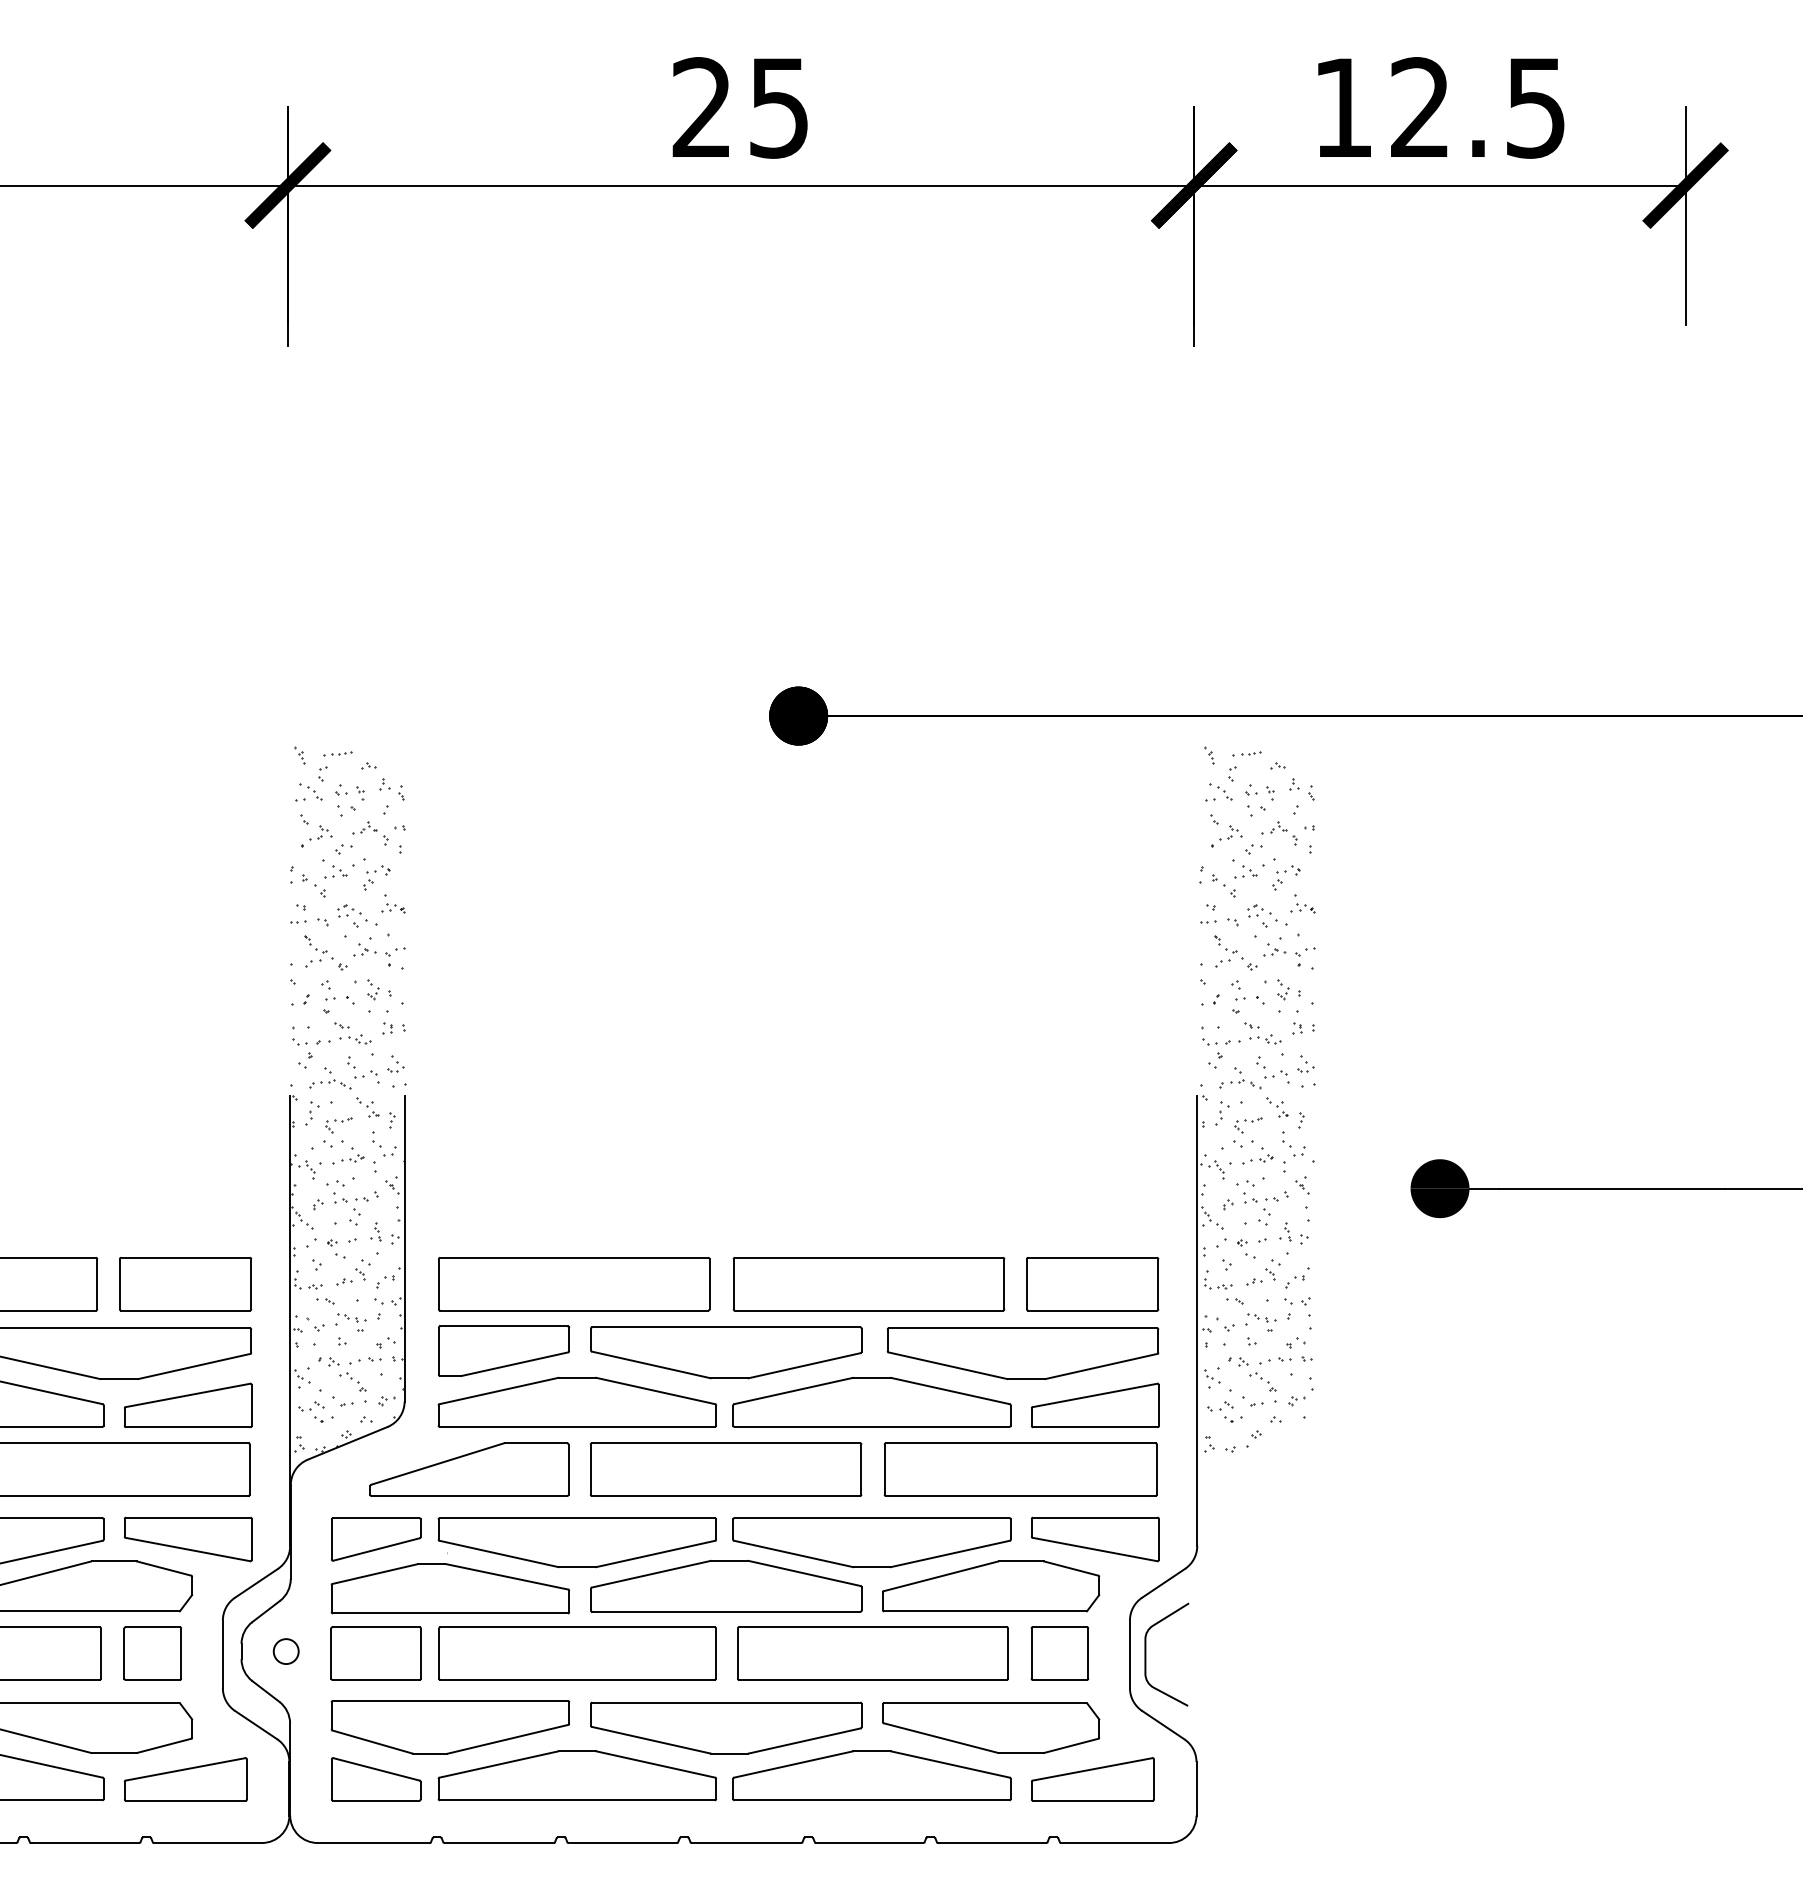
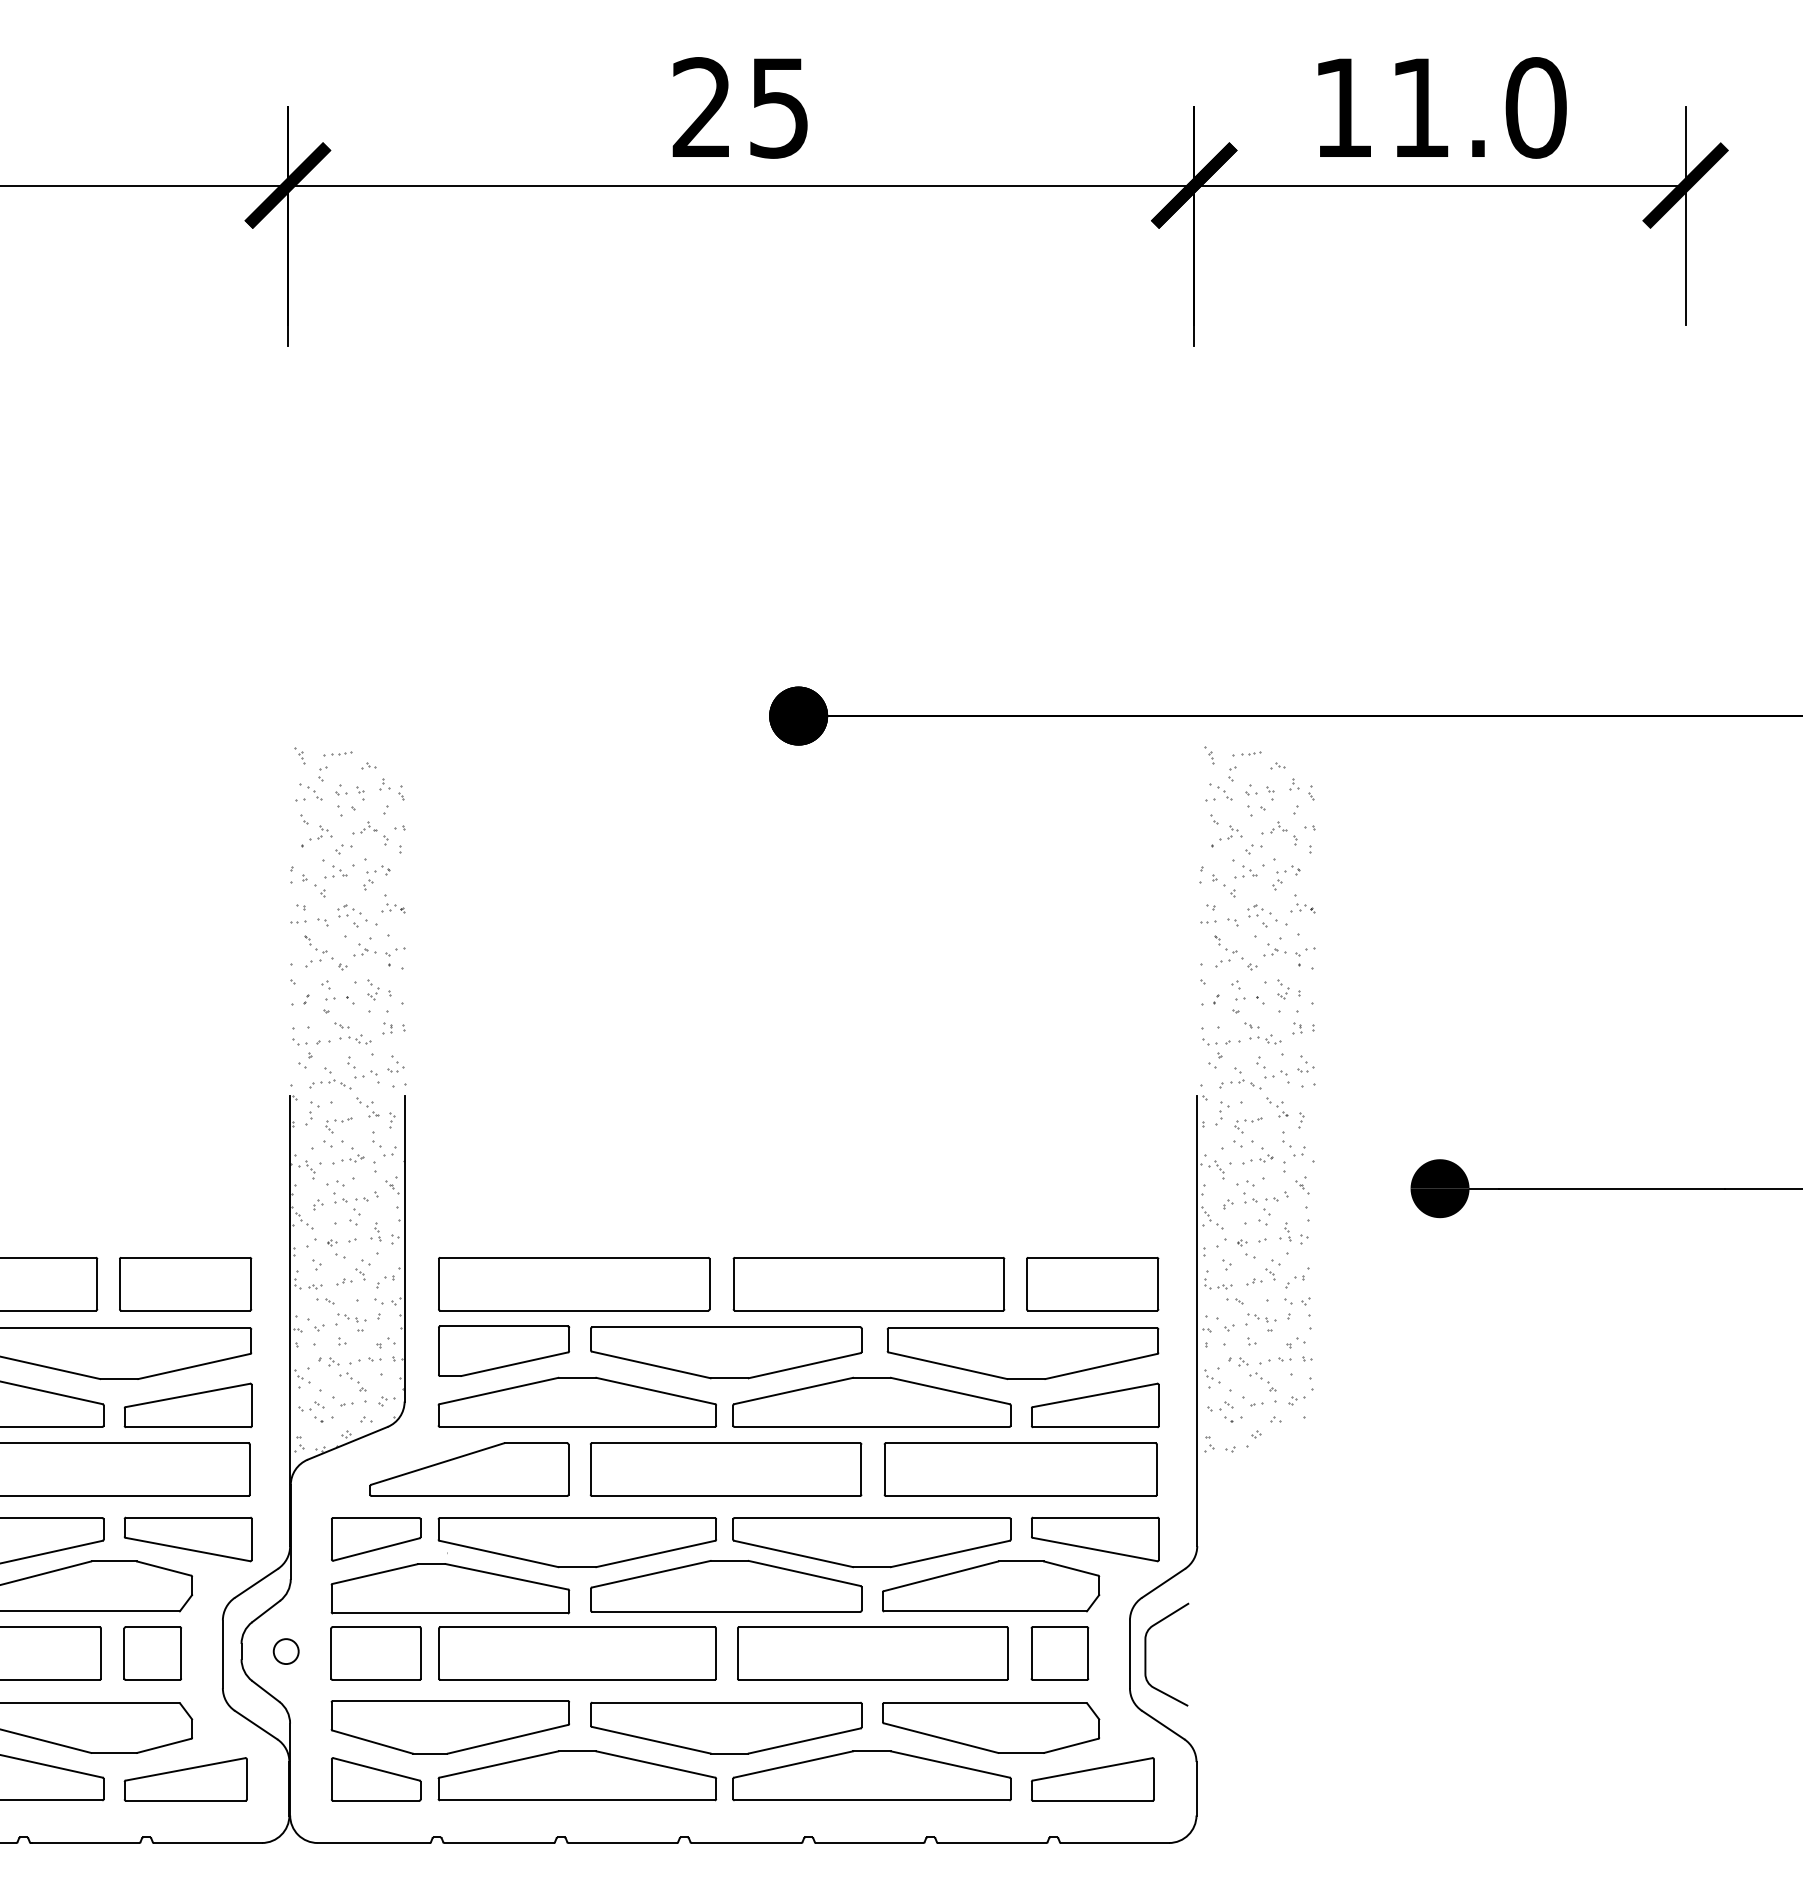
text: 12.5 -> 11.0 (1478, 107)
hatch: present -> none (347, 1099)
hatch: present -> none (1257, 1099)
